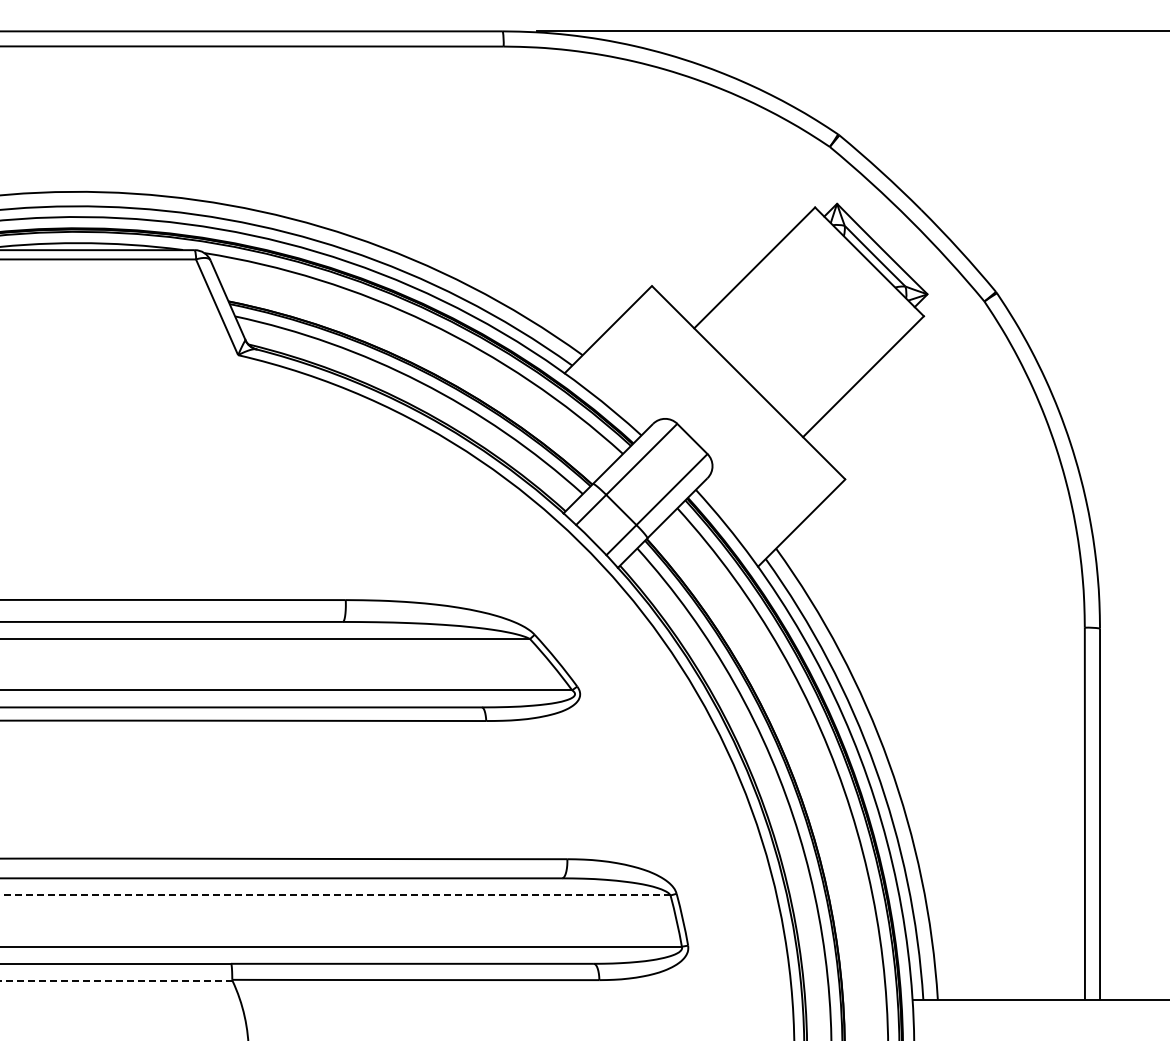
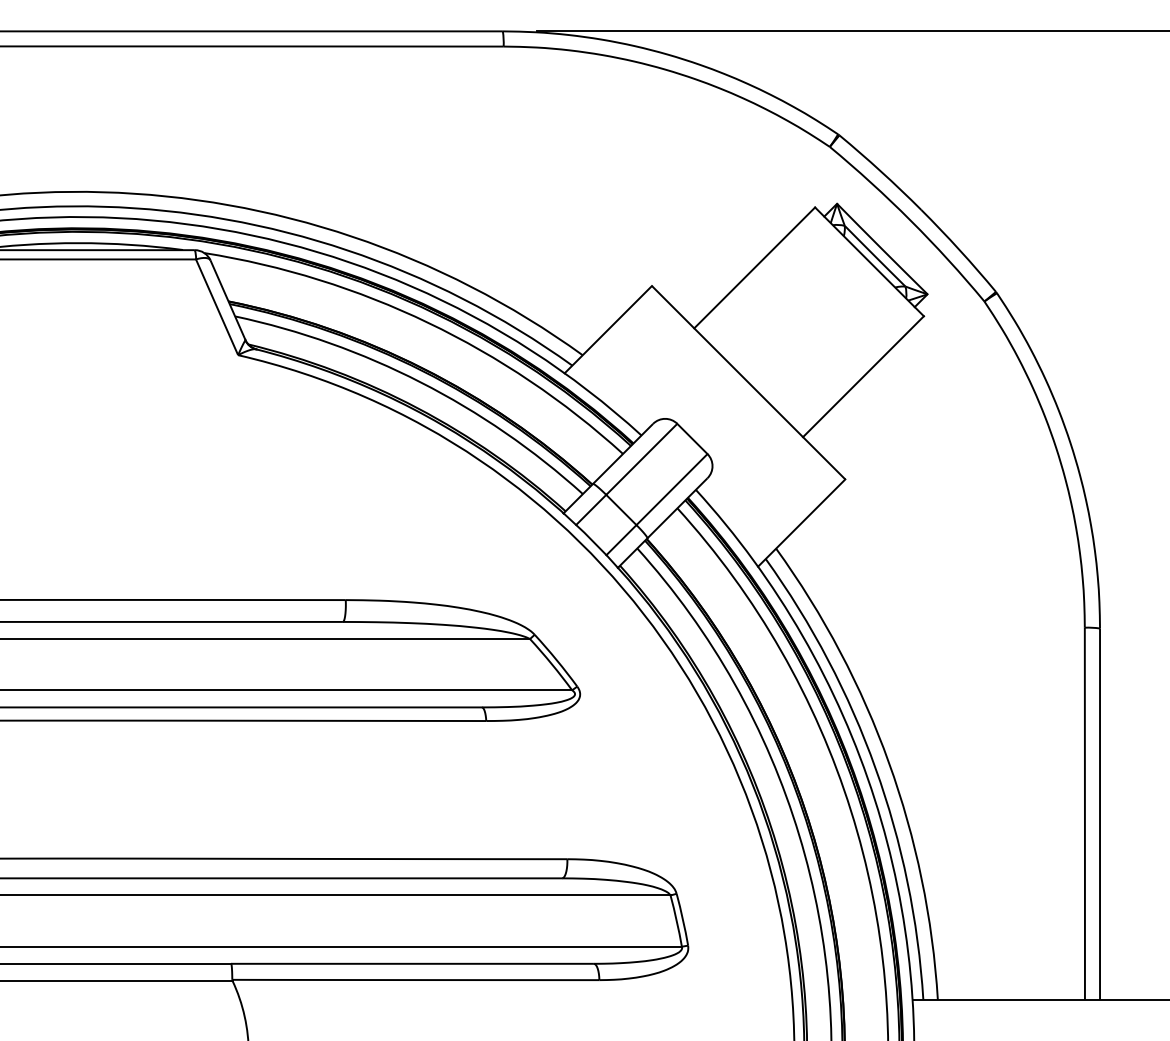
line: dashed -> solid (335, 895)
line: dashed -> solid (116, 980)
